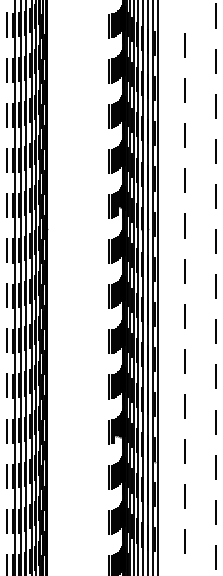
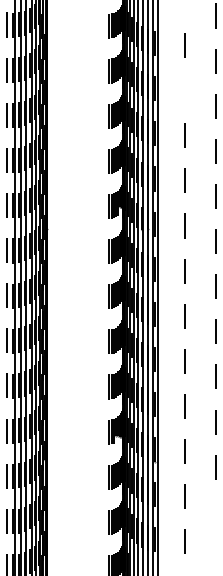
line: present -> none (185, 90)
line: present -> none (216, 511)
line: present -> none (215, 557)
